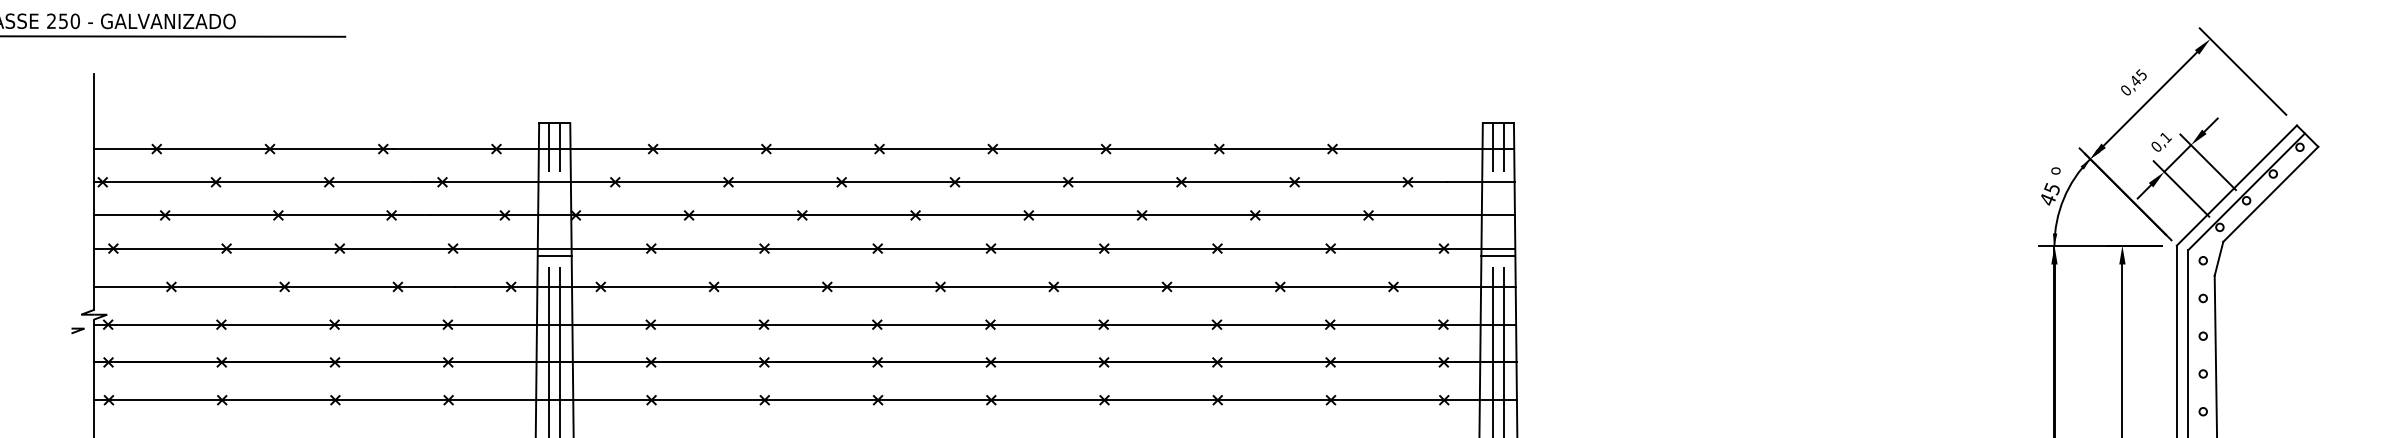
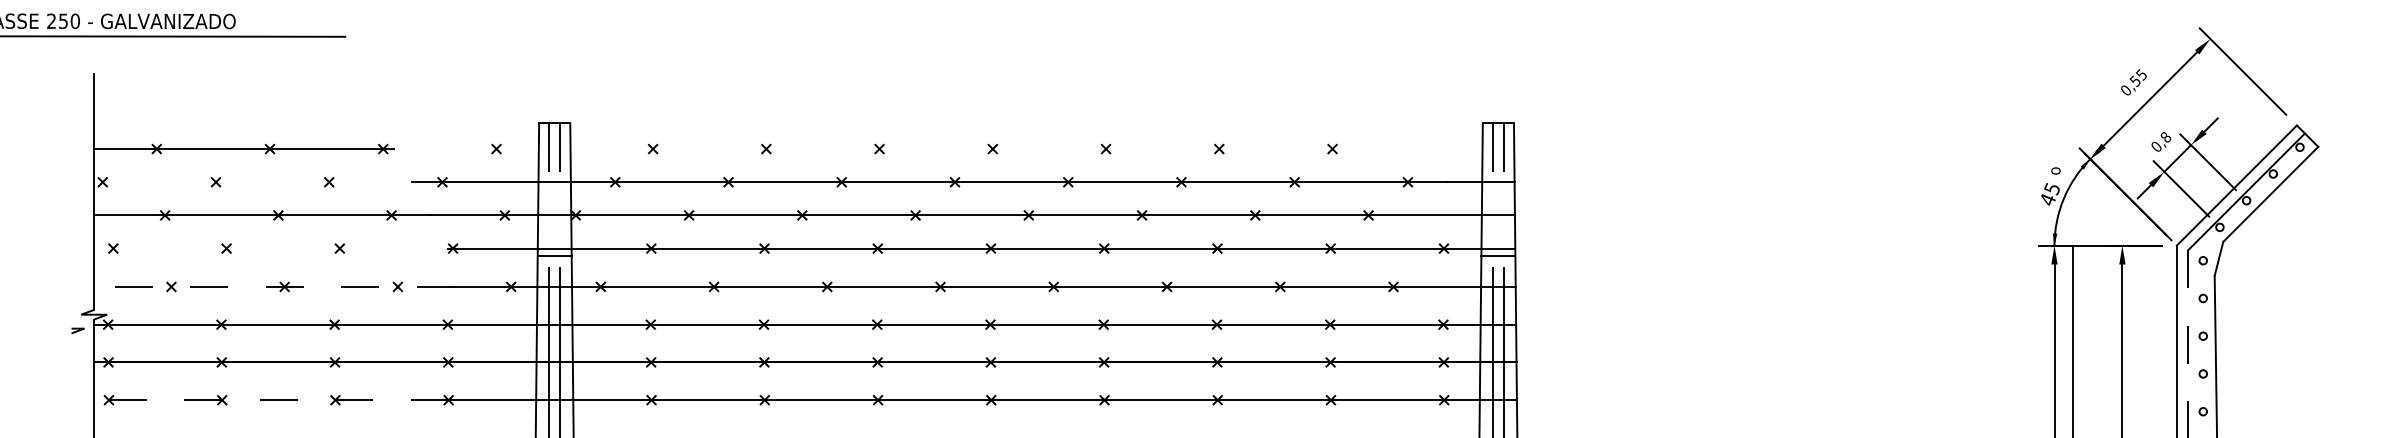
text: 0,45 -> 0,55 (2134, 80)
text: 0,1 -> 0,8 (2165, 137)
line: present -> none (953, 149)
line: present -> none (268, 182)
line: present -> none (271, 248)
line: solid -> dashed (273, 286)
line position: (2054, 339) -> (2073, 339) (2073, 339)
line: solid -> dashed (2188, 344)
line: solid -> dashed (270, 400)
